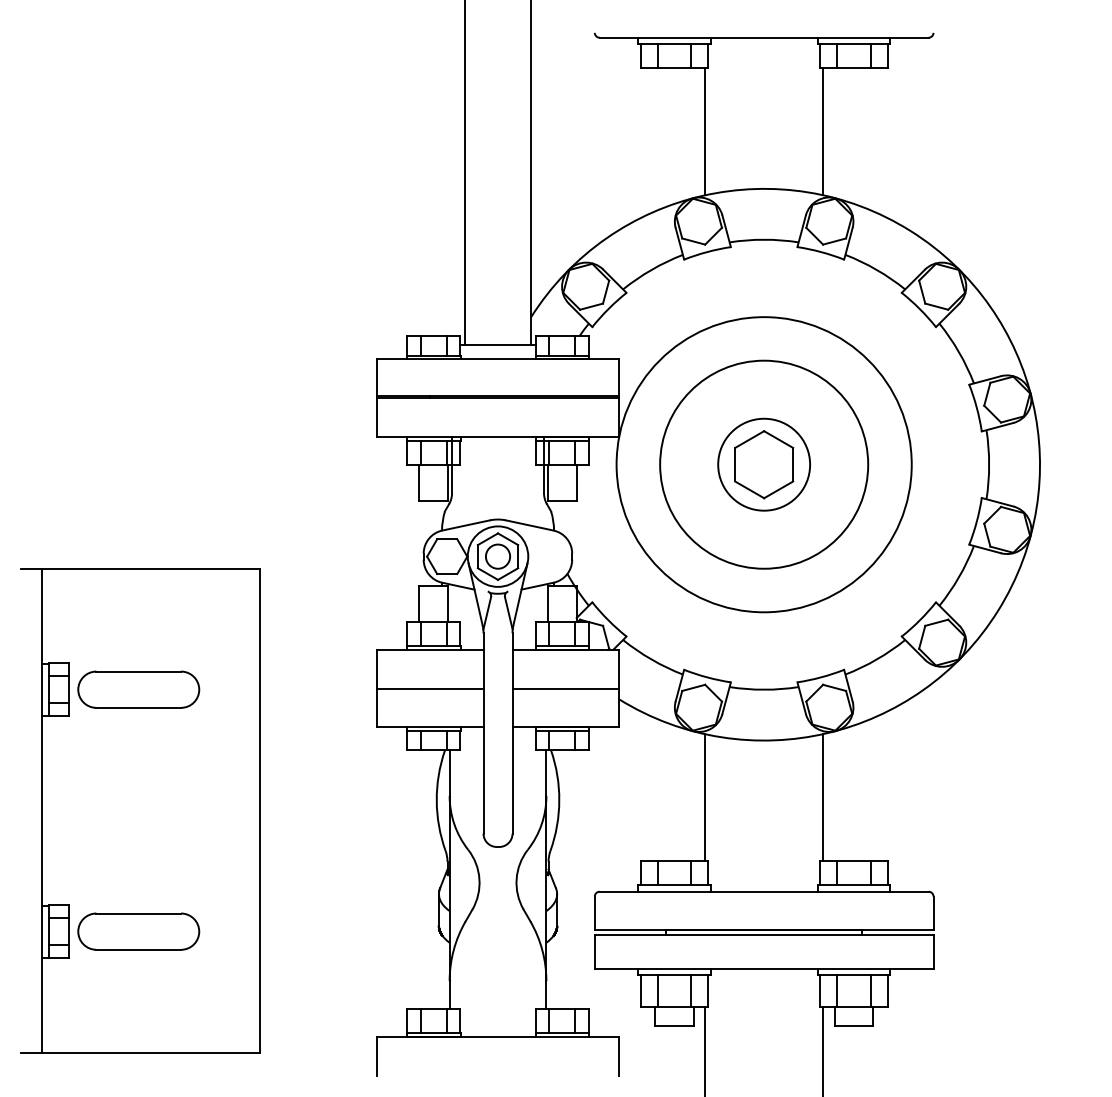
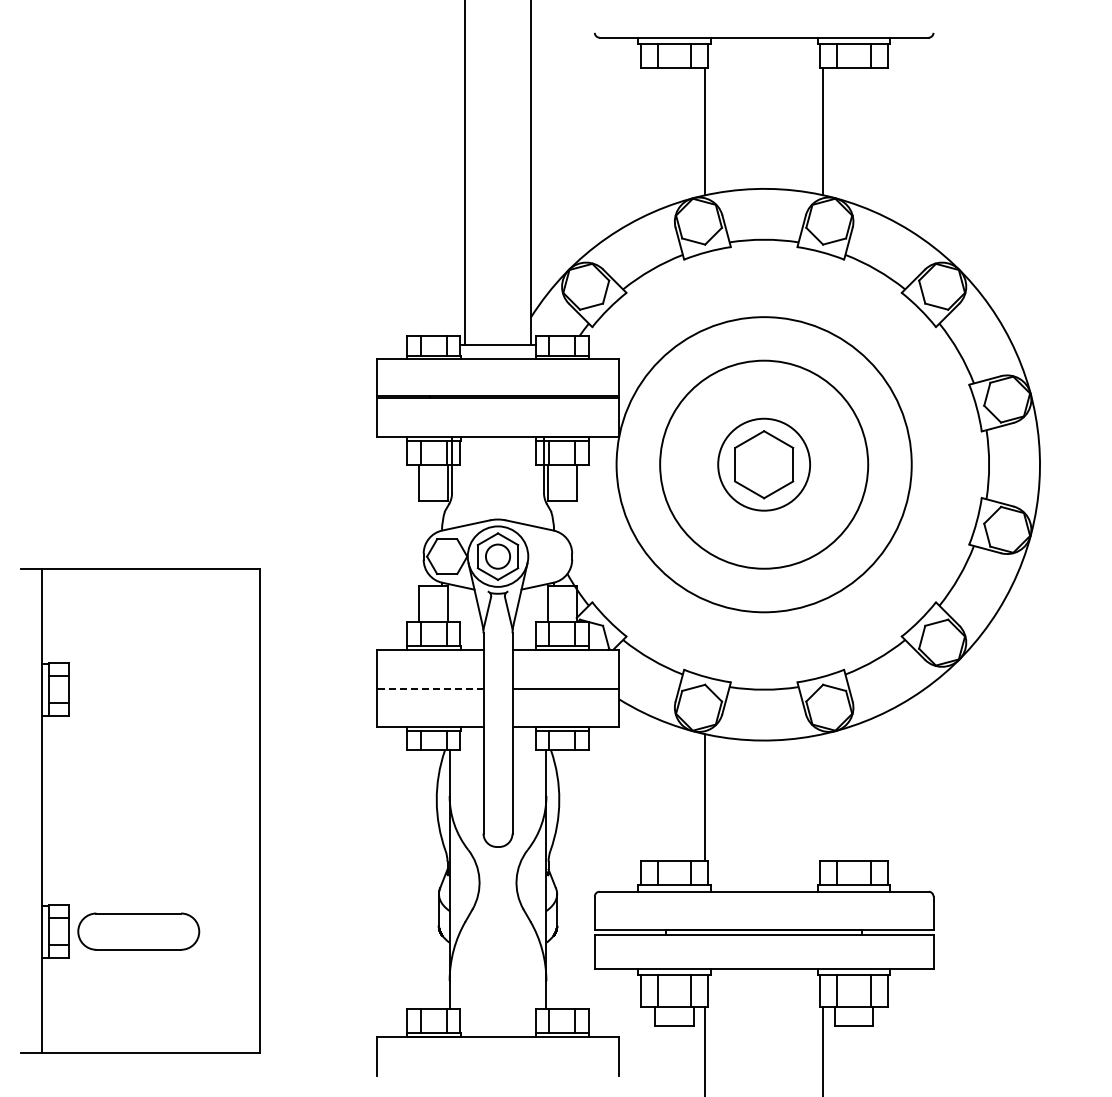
line: solid -> dashed (429, 688)
part: present -> none (138, 689)
line: present -> none (822, 797)
